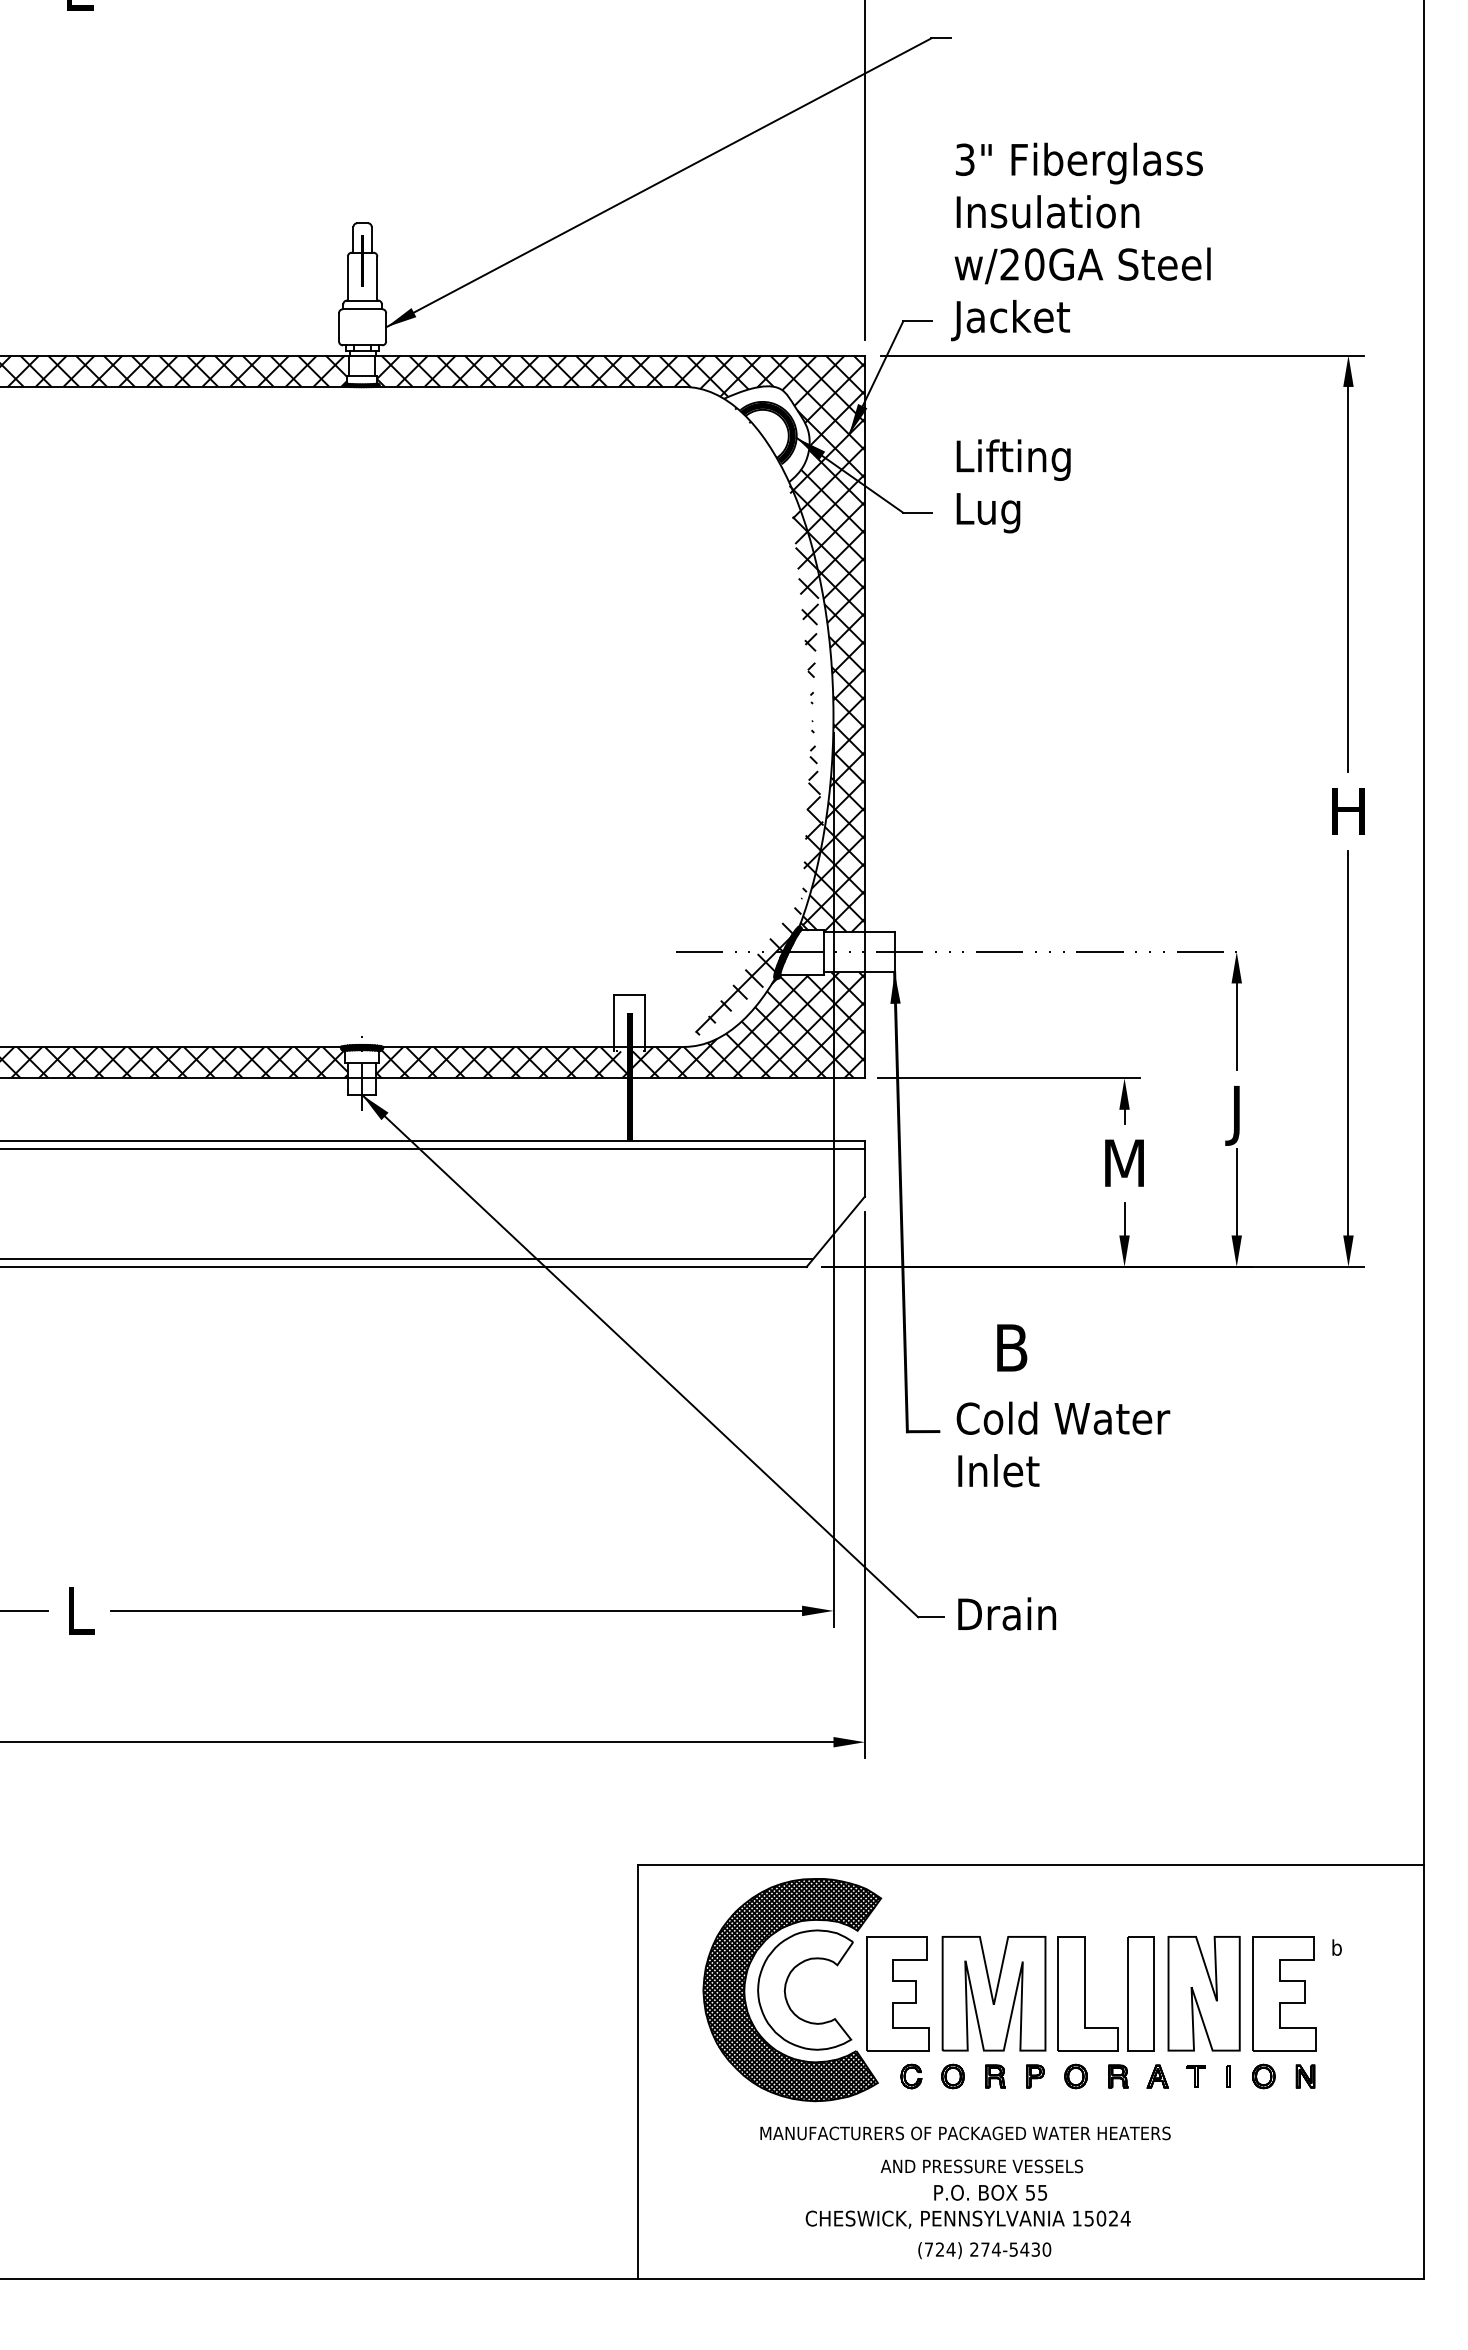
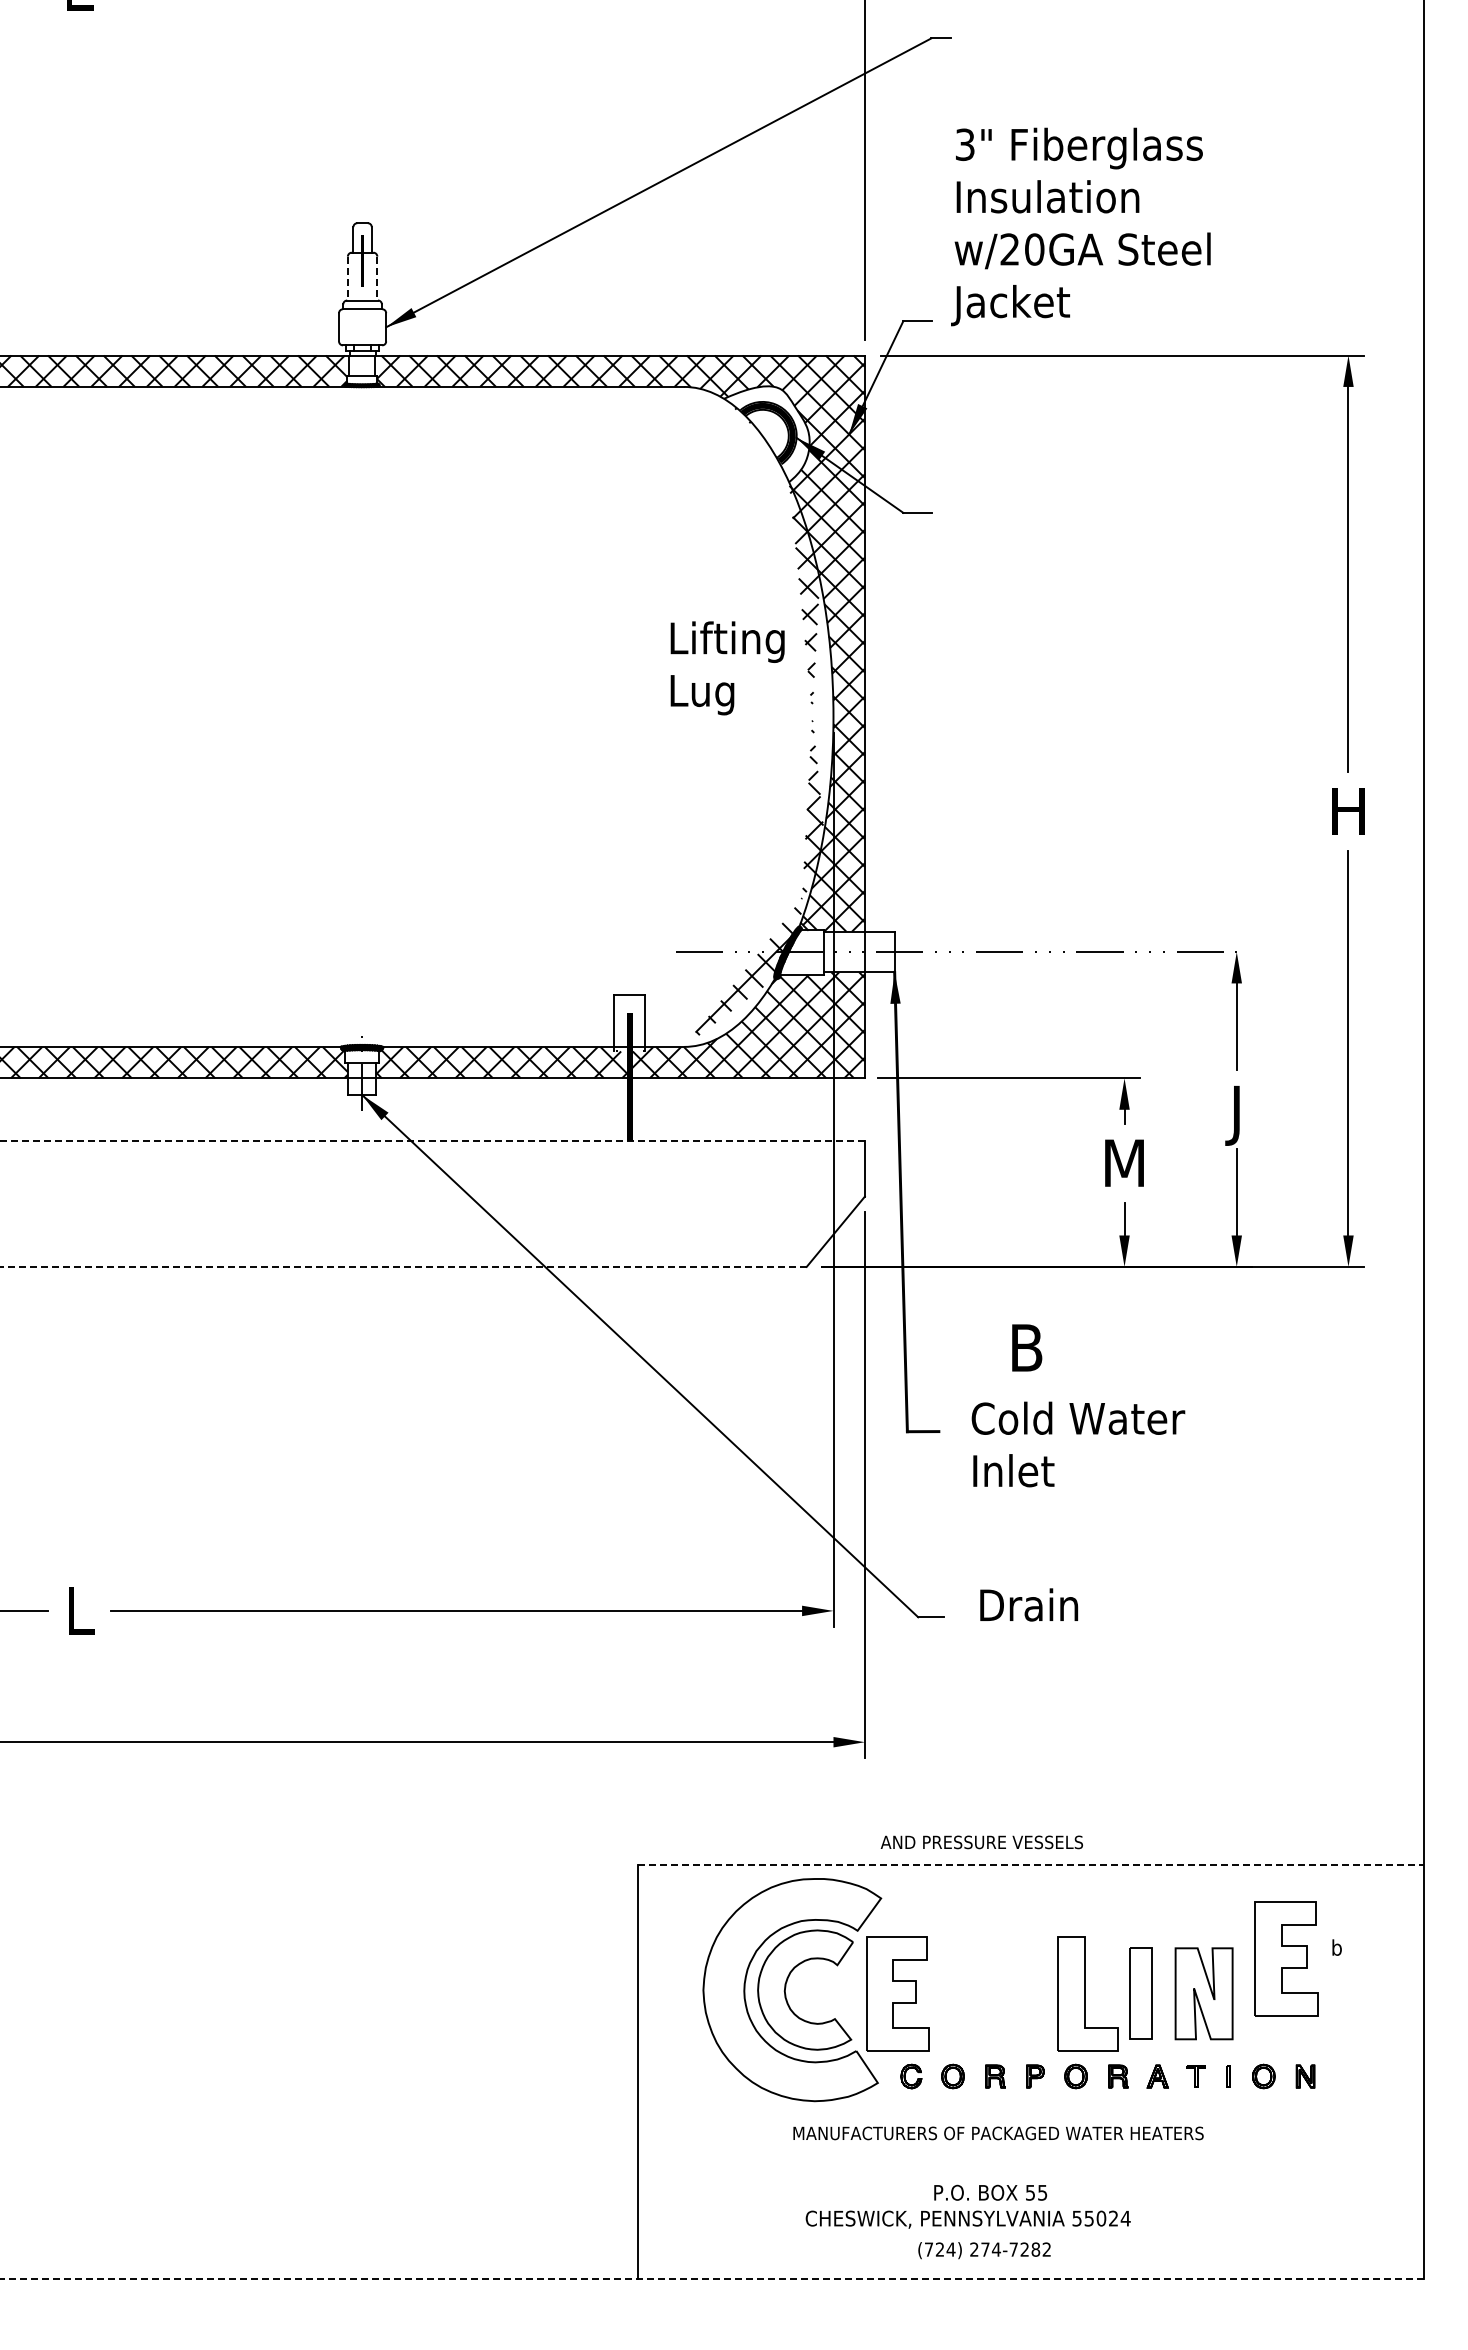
text position: (1080, 241) -> (1080, 226) (1080, 226)
line: solid -> dashed (347, 278)
line: solid -> dashed (377, 278)
text position: (1013, 486) -> (727, 668) (727, 668)
line: solid -> dashed (432, 1141)
line: present -> none (433, 1149)
line: present -> none (407, 1259)
line: solid -> dashed (403, 1266)
text position: (1063, 1405) -> (1078, 1405) (1078, 1405)
text position: (1007, 1613) -> (1029, 1604) (1029, 1604)
line: solid -> dashed (1030, 1864)
hatch: present -> none (791, 1990)
part: present -> none (993, 1993)
part size: 28x116 px -> 24x93 px (1140, 1993)
part size: 74x116 px -> 60x94 px (1203, 1993)
part position: (1284, 1993) -> (1286, 1958) (1286, 1958)
text position: (965, 2133) -> (998, 2133) (998, 2133)
text position: (981, 2166) -> (981, 1842) (981, 1842)
text: 15024 -> 55024 (1076, 2218)
text: 274-5430 -> 274-7282 (1030, 2249)
line: solid -> dashed (711, 2279)
